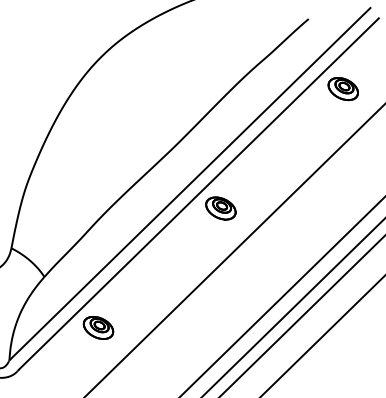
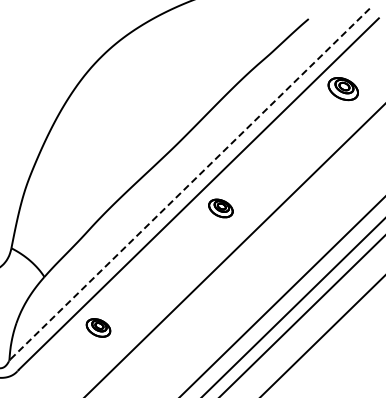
line: solid -> dashed (190, 183)
part size: 32x25 px -> 26x21 px (220, 208)
part size: 33x24 px -> 27x20 px (98, 327)
